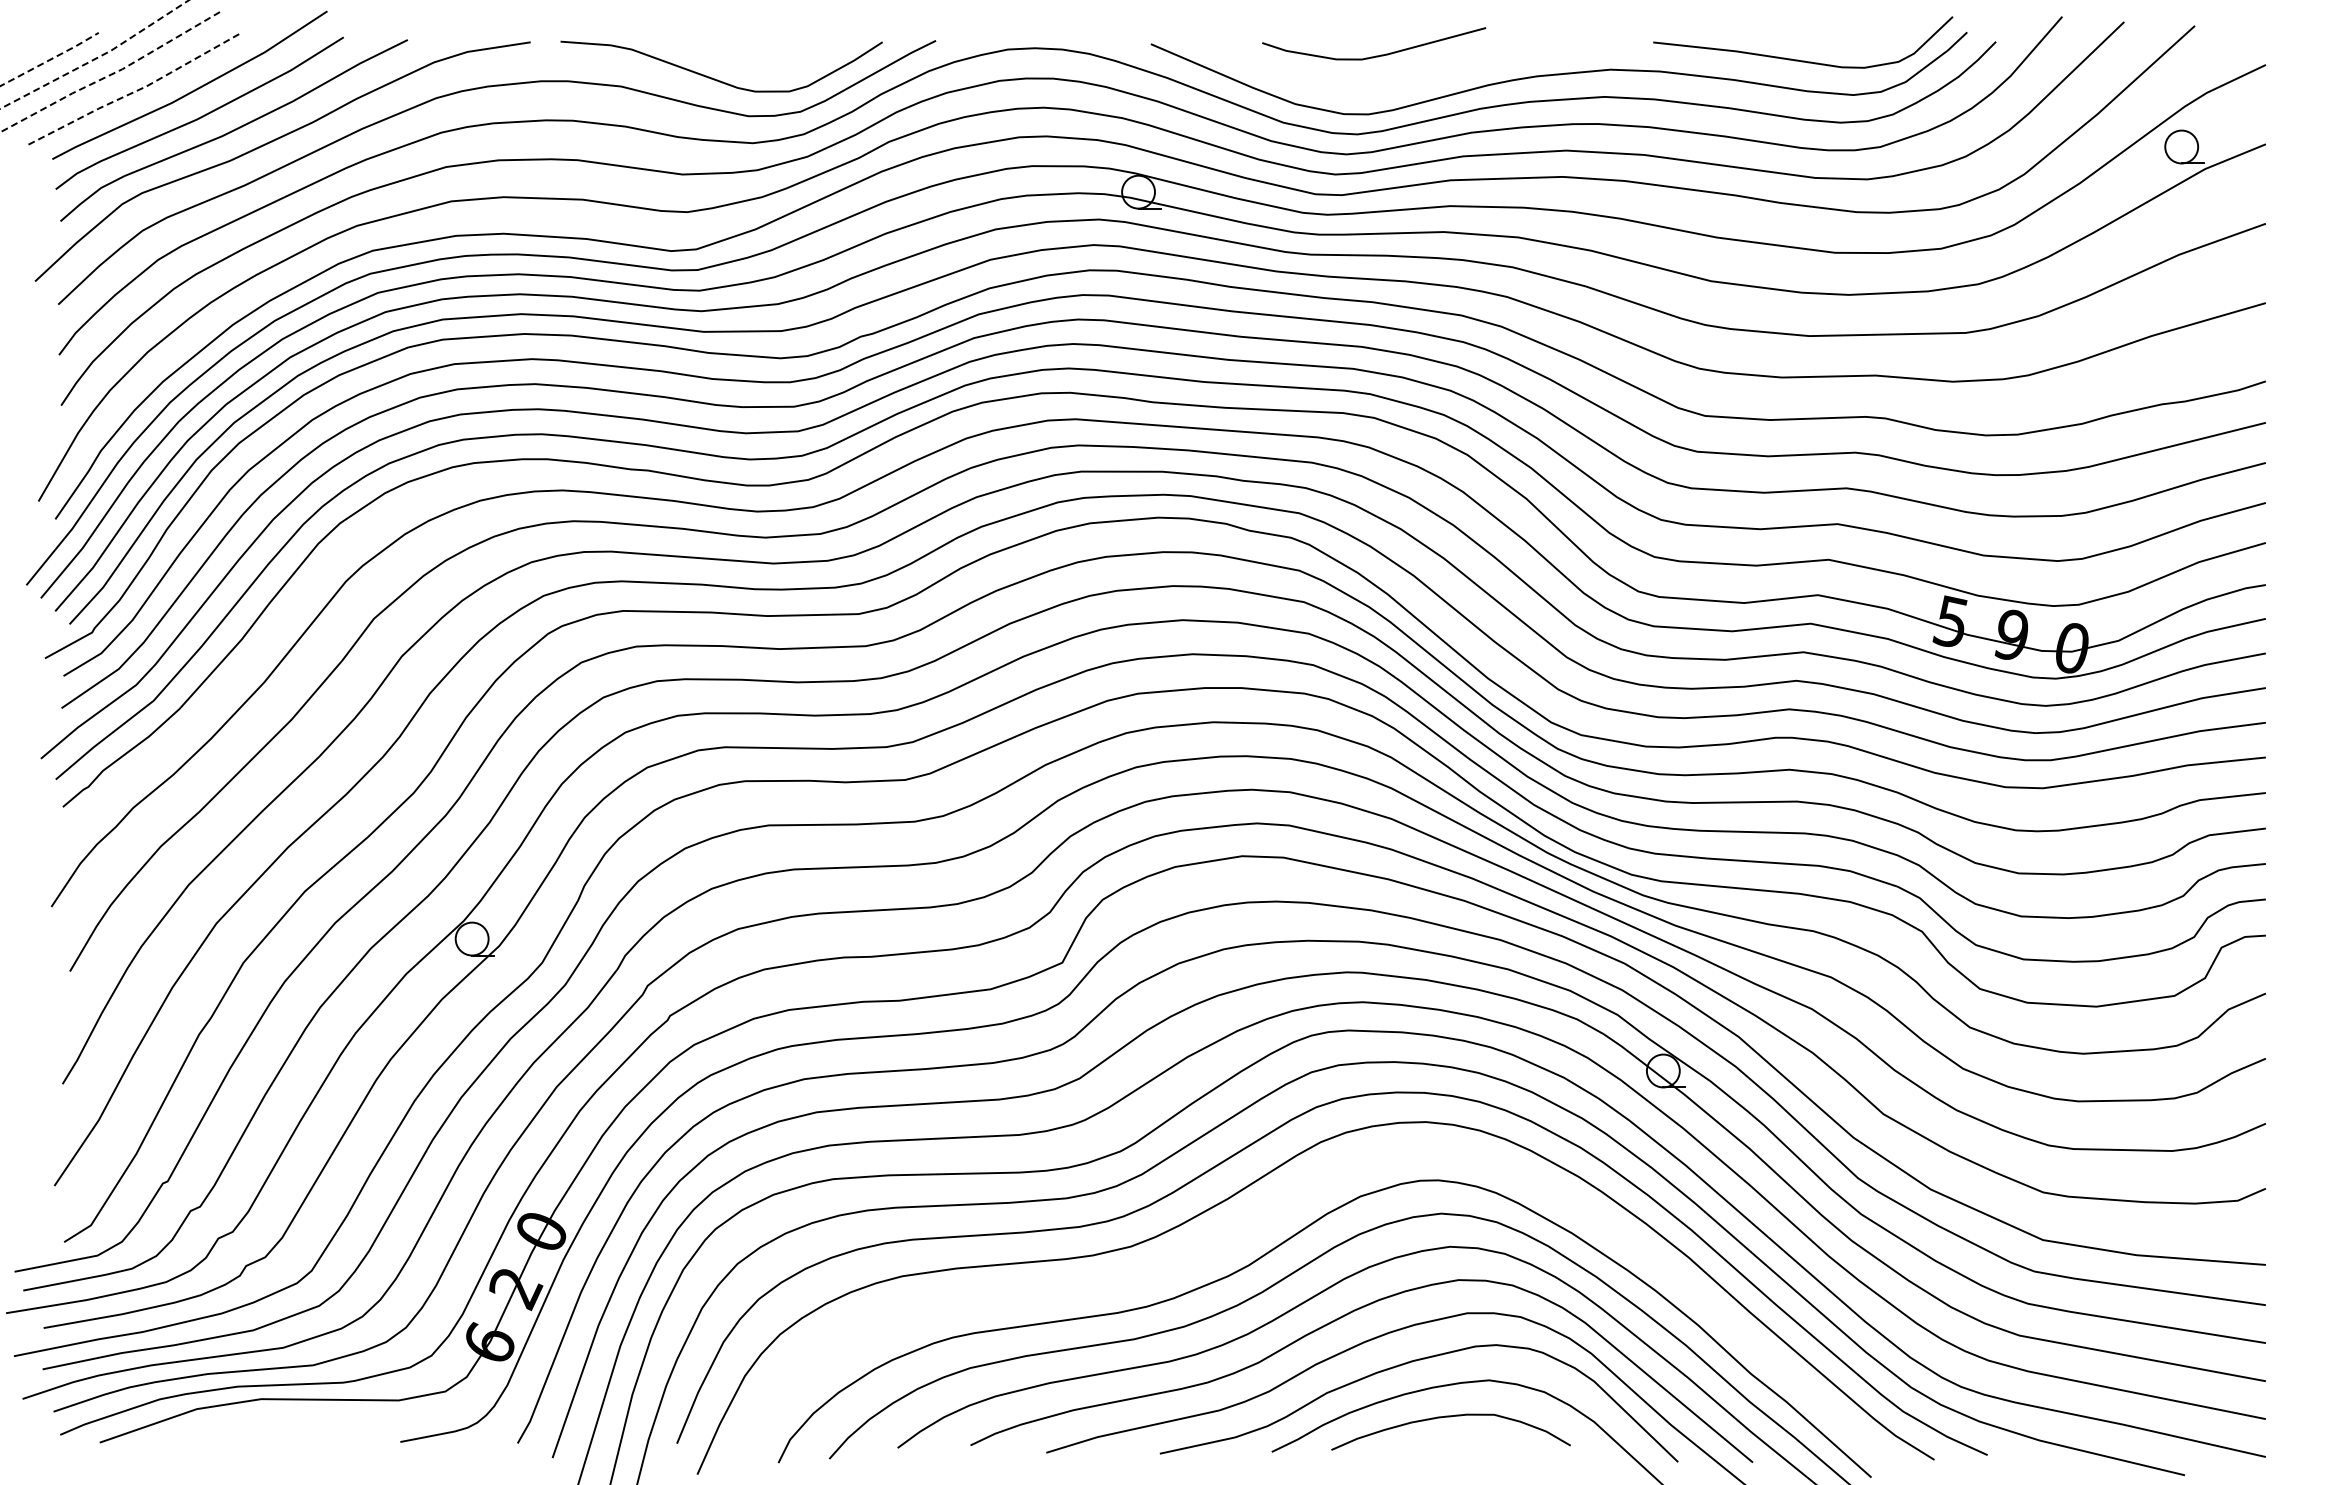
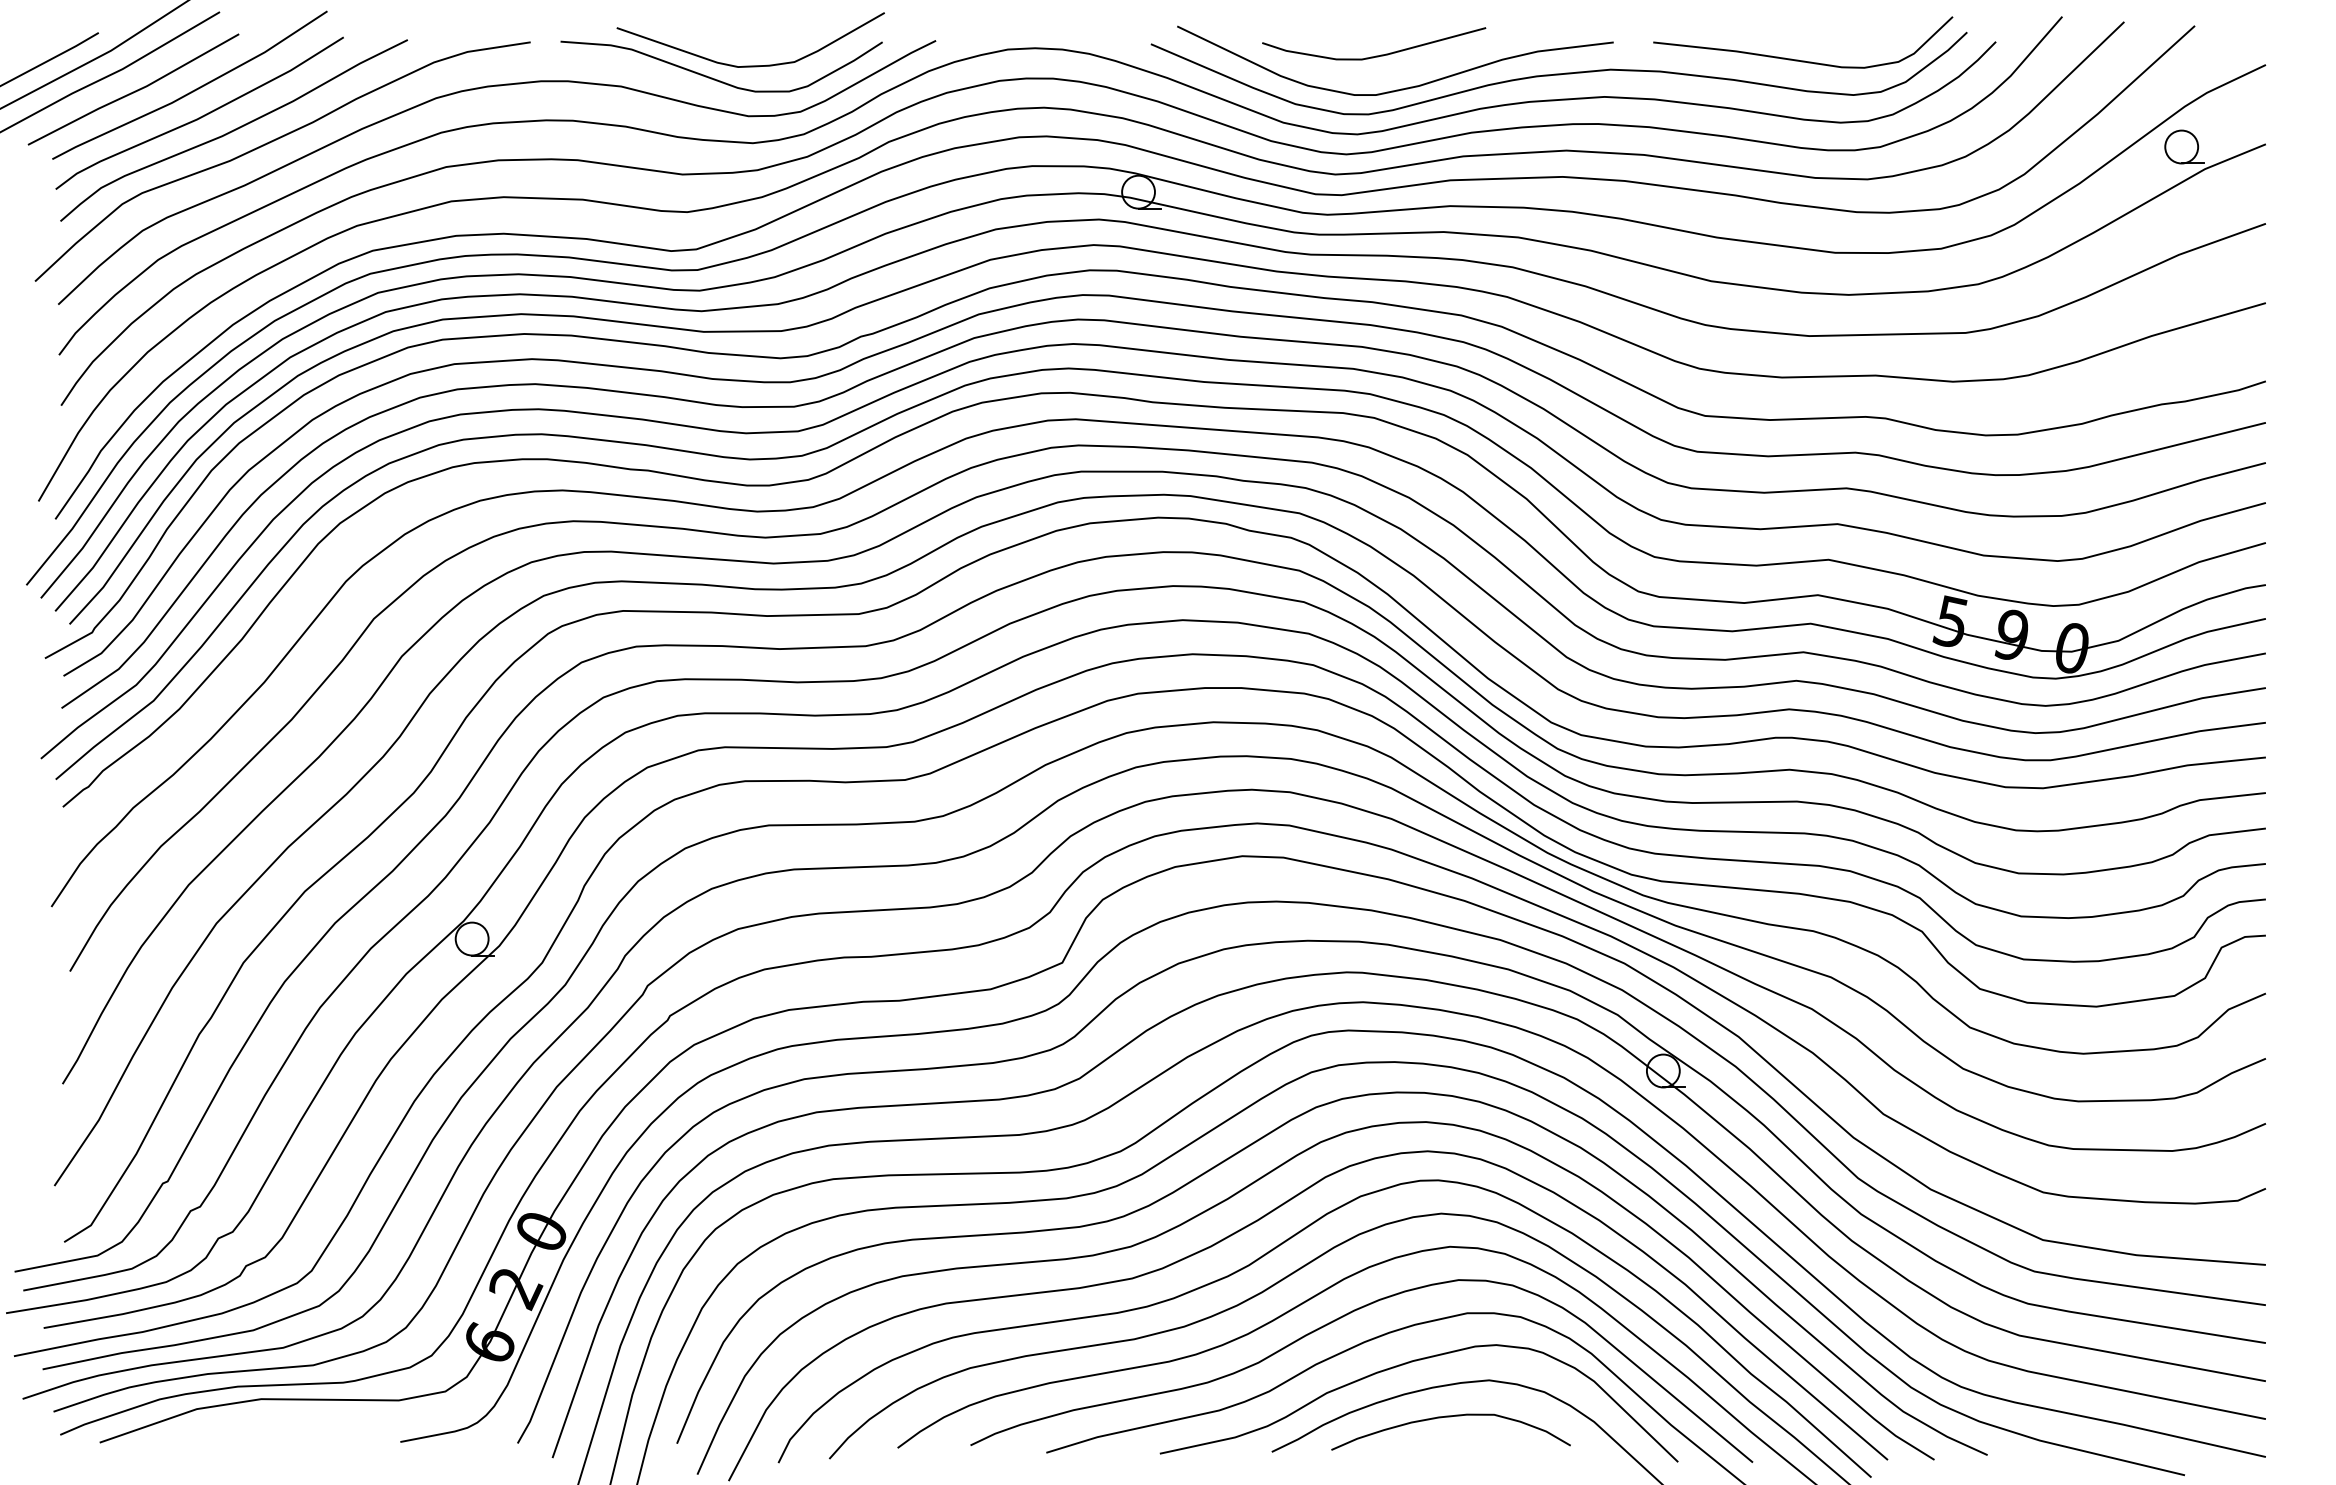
line: dashed -> solid (97, 57)
line: dashed -> solid (50, 59)
curve: none -> present (750, 65)
line: dashed -> solid (110, 74)
curve: none -> present (1401, 88)
line: dashed -> solid (135, 91)
curve: none -> present (1256, 1222)
